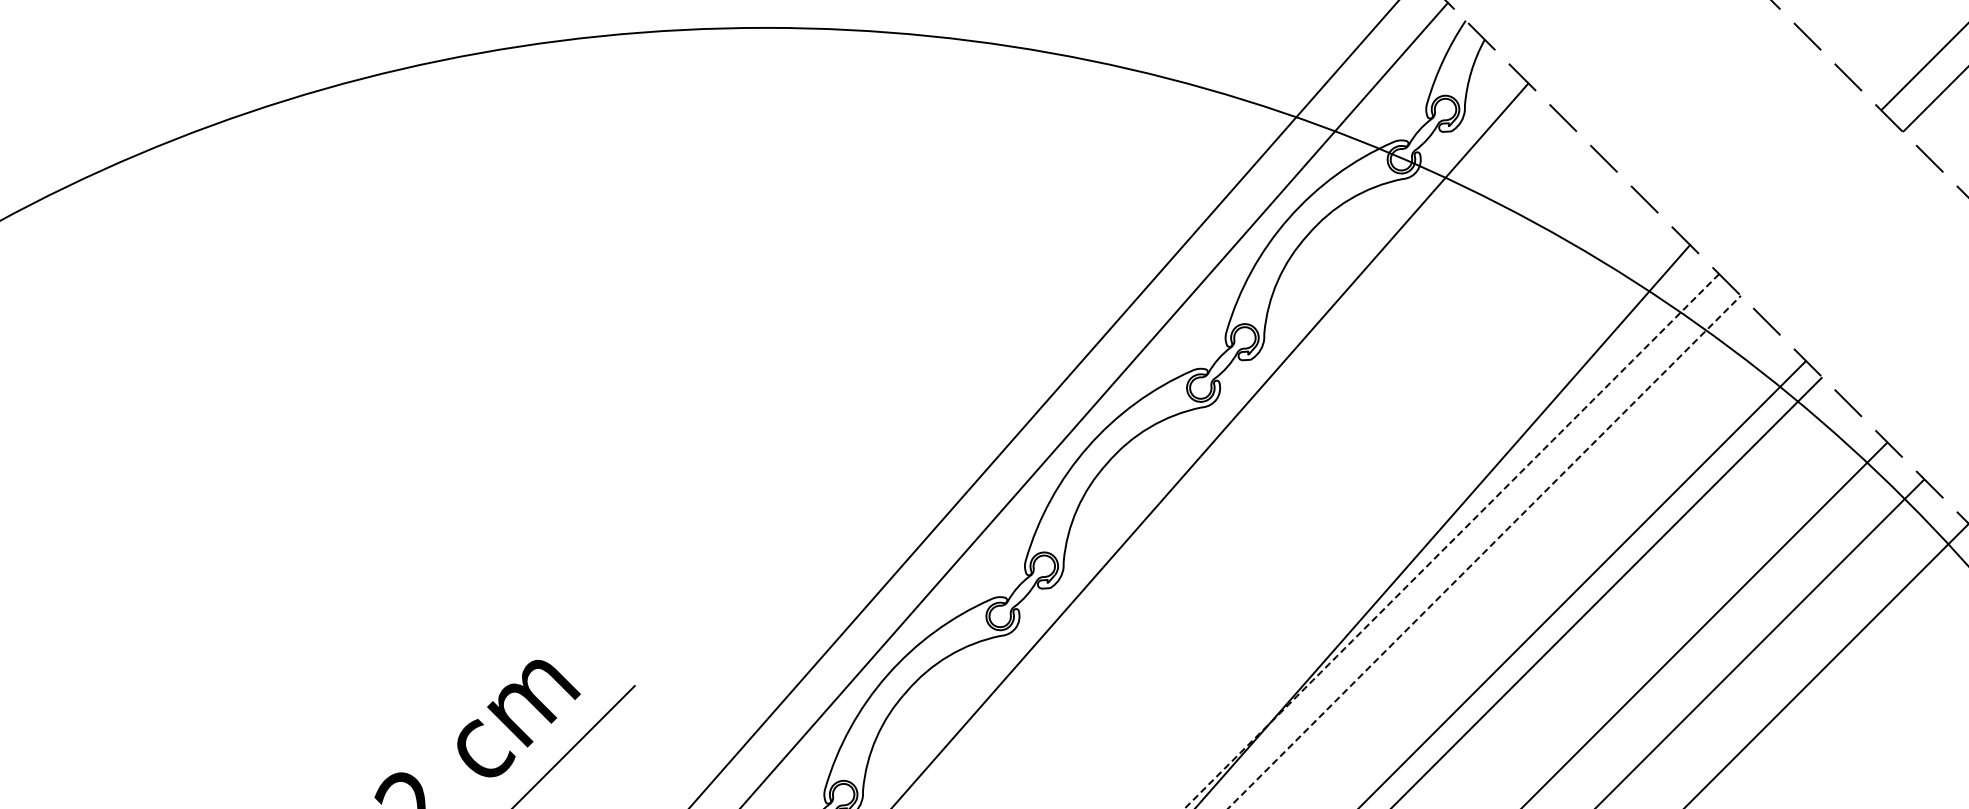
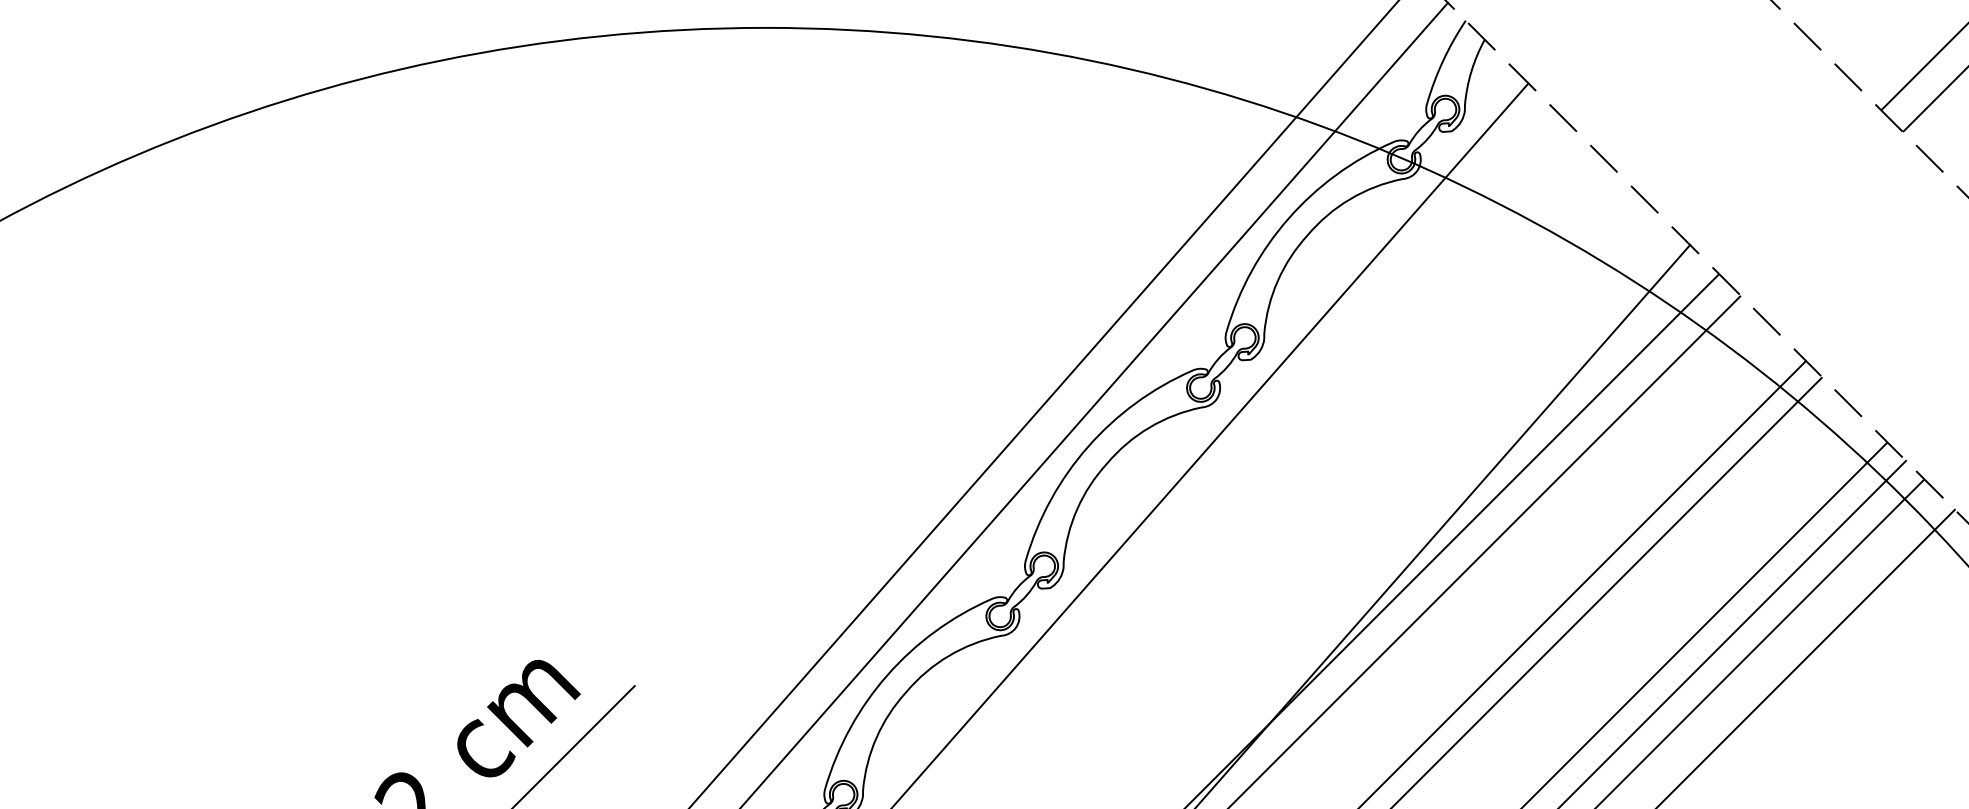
line: none -> present (1733, 632)
line position: (1826, 666) -> (1806, 657) (1806, 657)
line: dashed -> solid (1194, 798)
